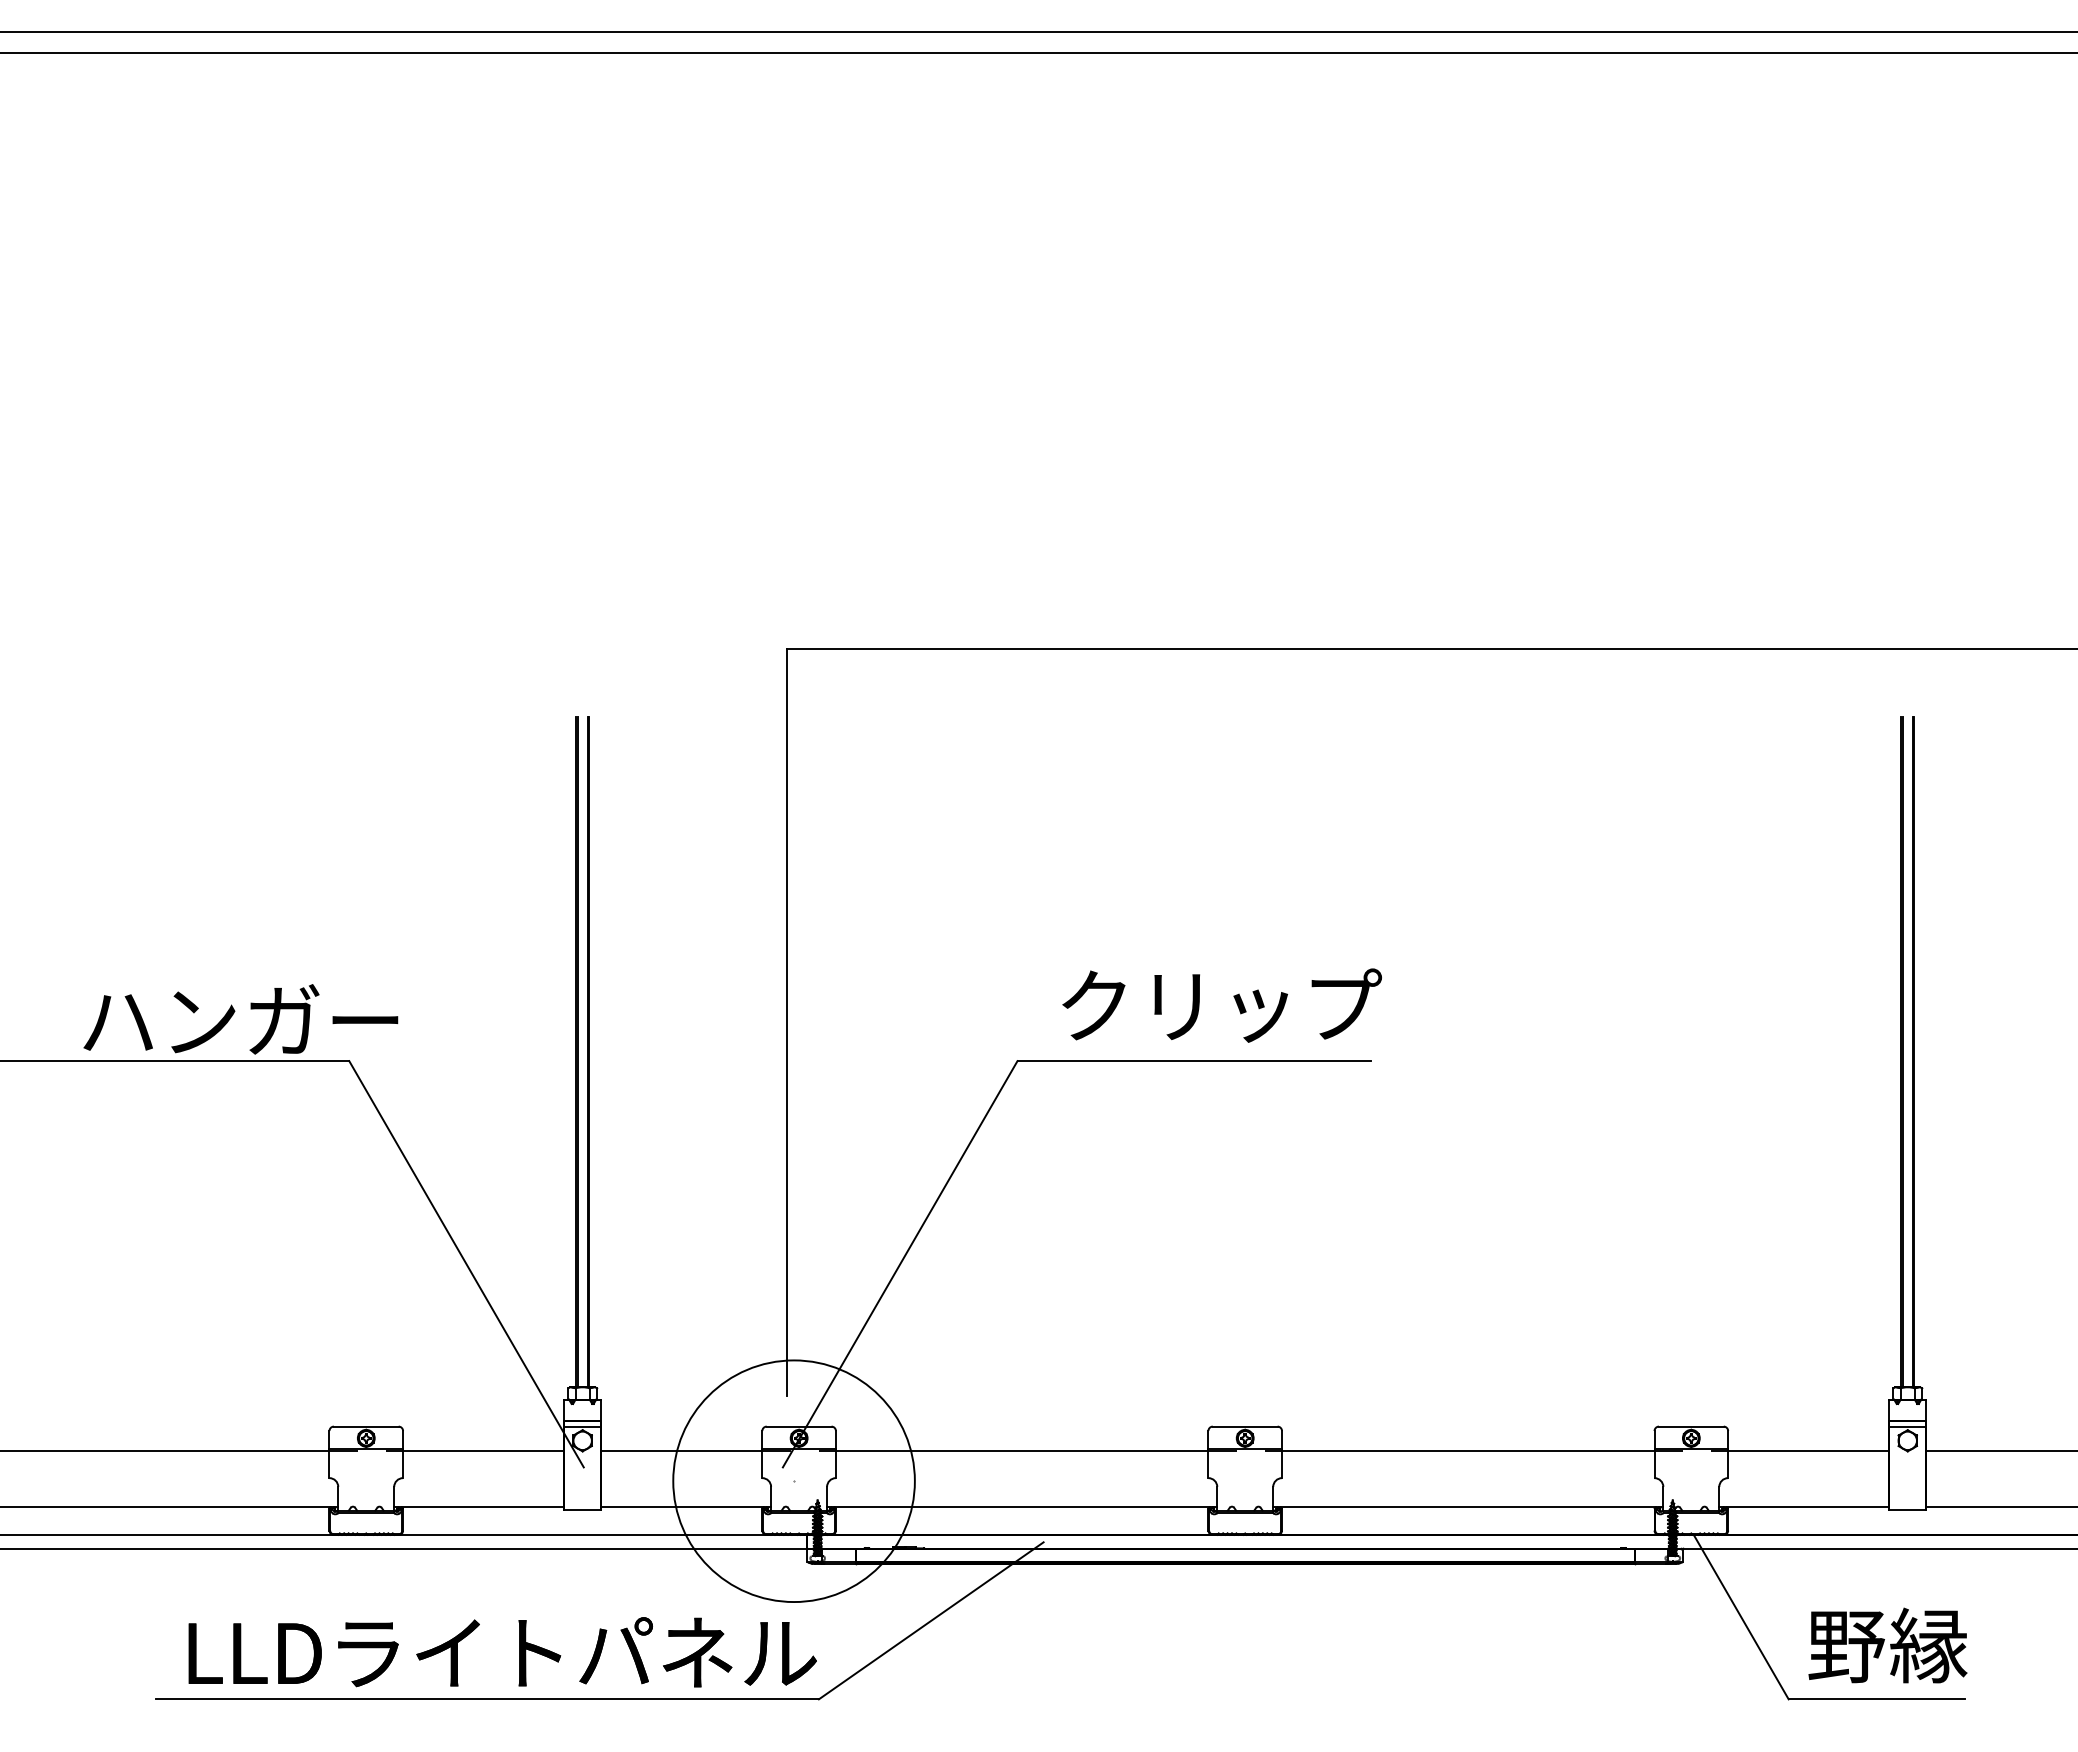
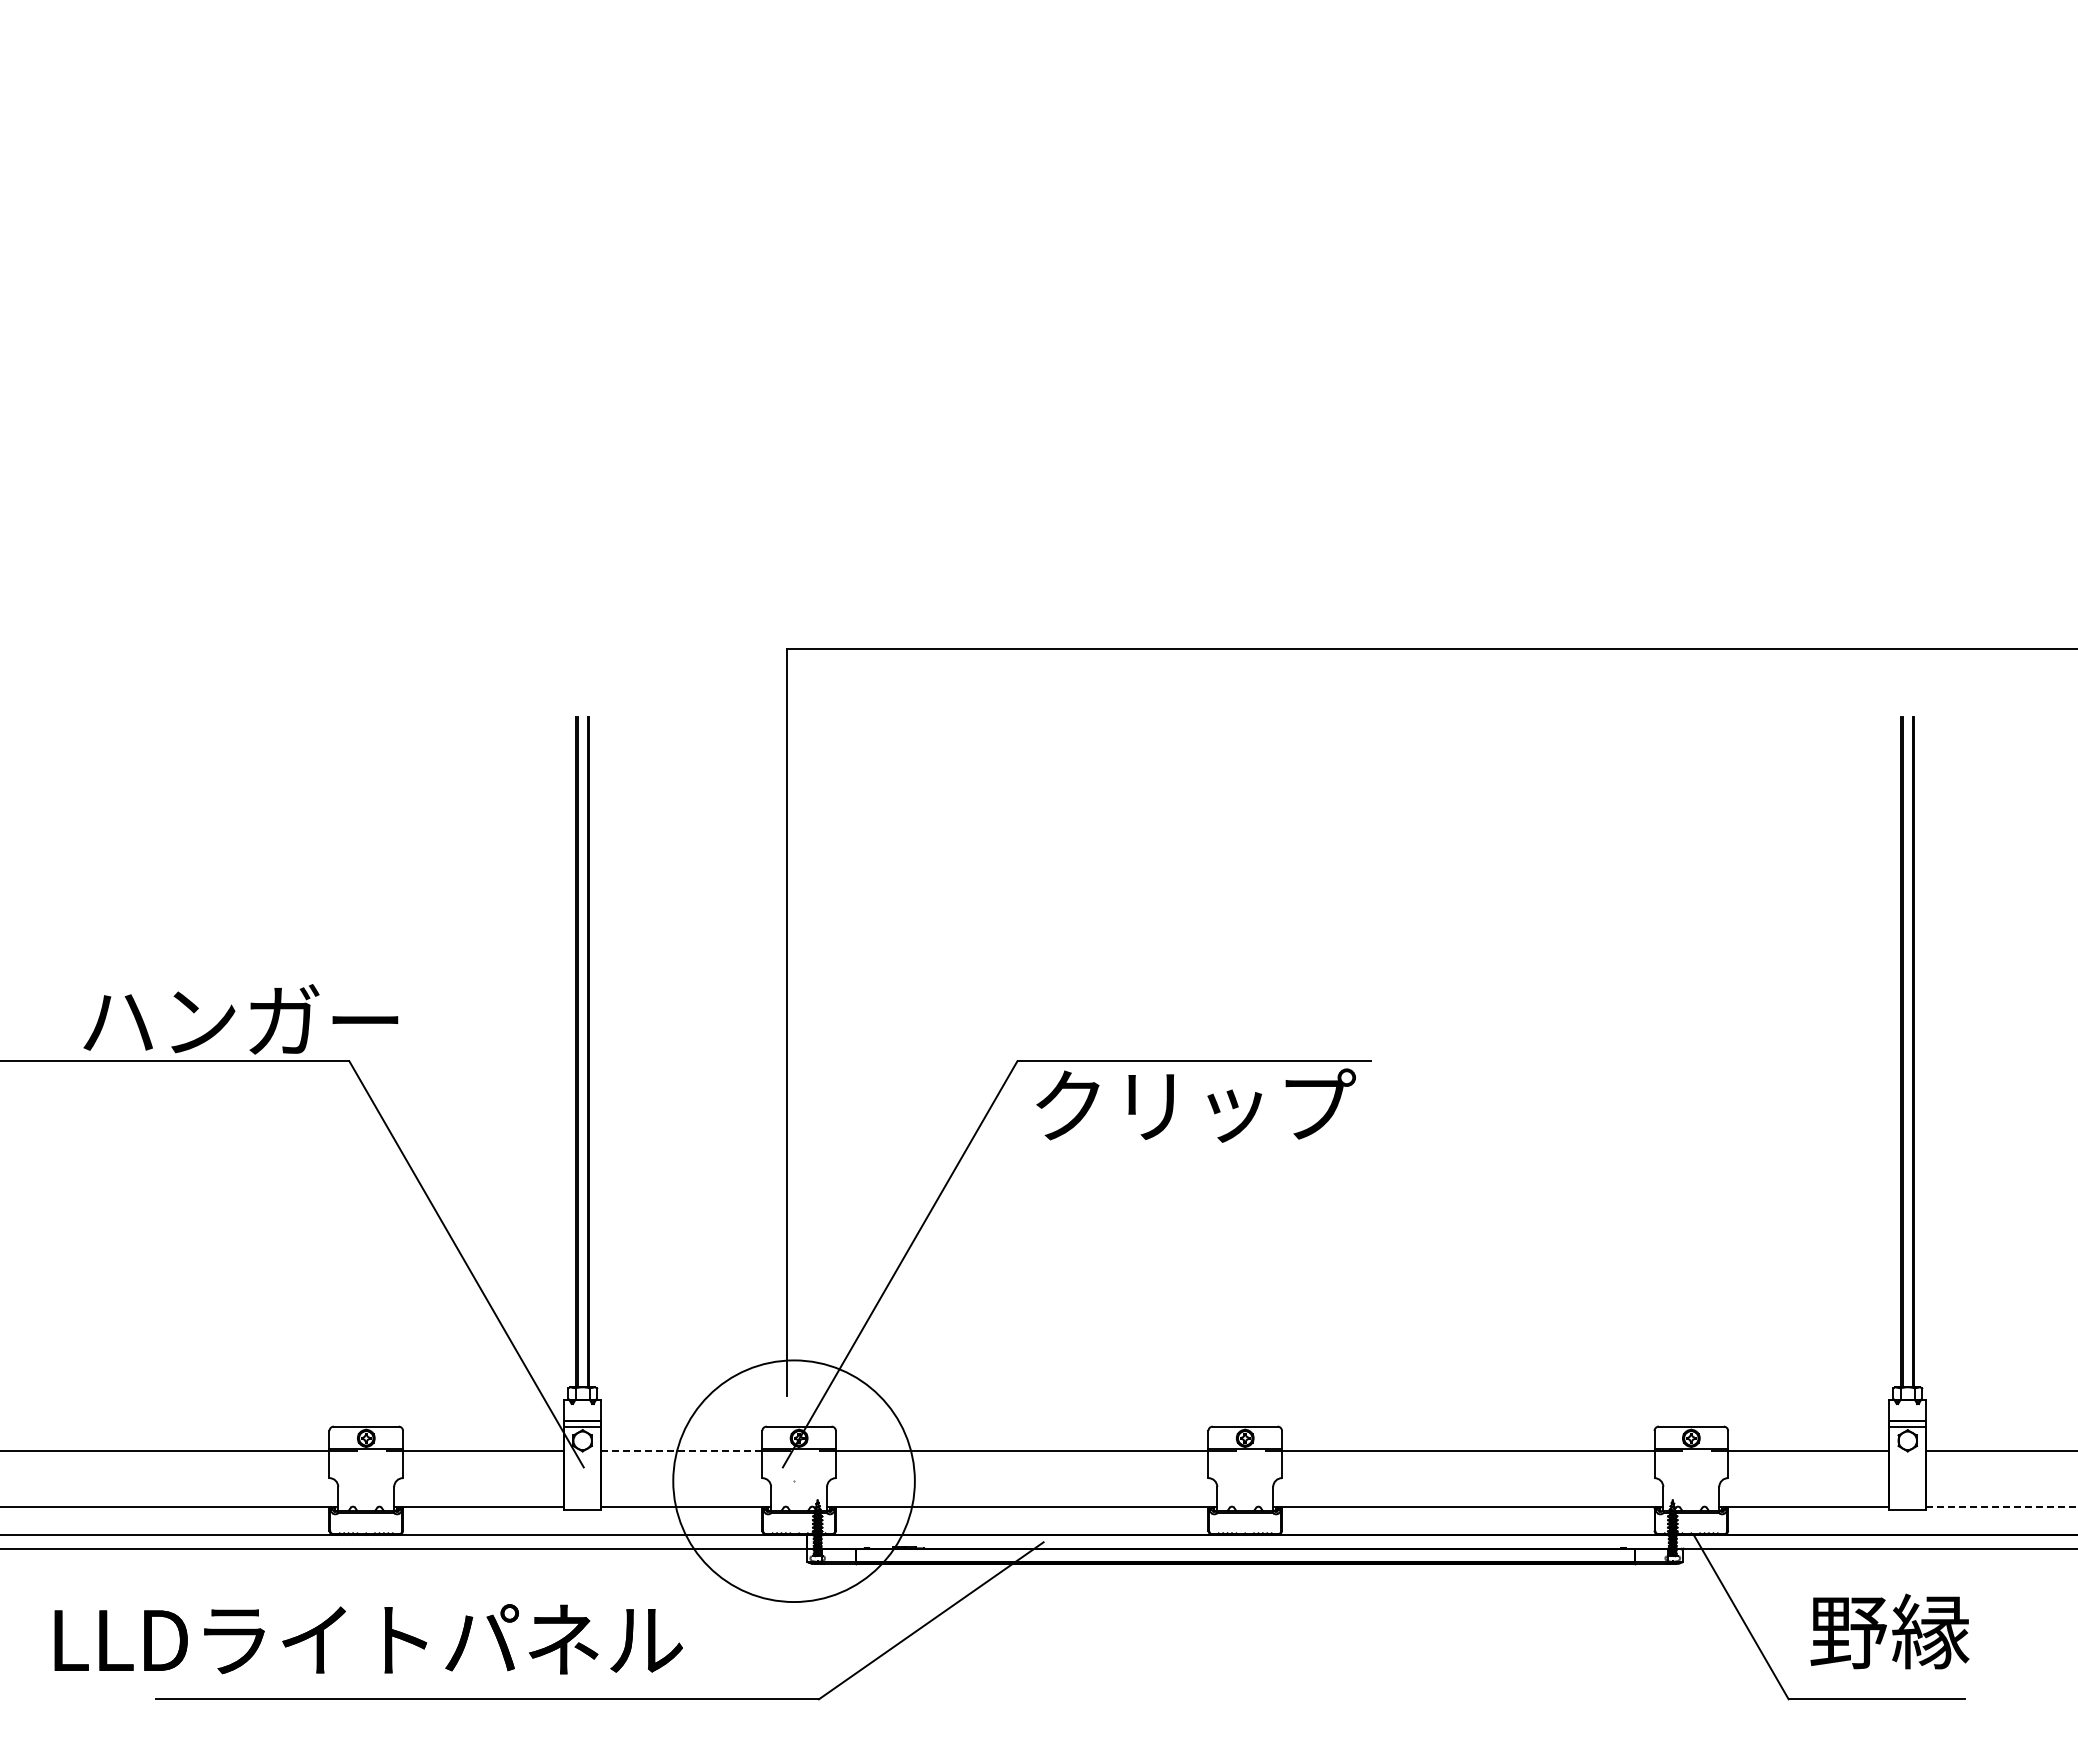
line: present -> none (1038, 32)
line: present -> none (1038, 52)
text position: (1221, 1005) -> (1195, 1105) (1195, 1105)
line: solid -> dashed (681, 1451)
line: solid -> dashed (2001, 1507)
text position: (1887, 1645) -> (1889, 1631) (1889, 1631)
text position: (502, 1652) -> (368, 1639) (368, 1639)
